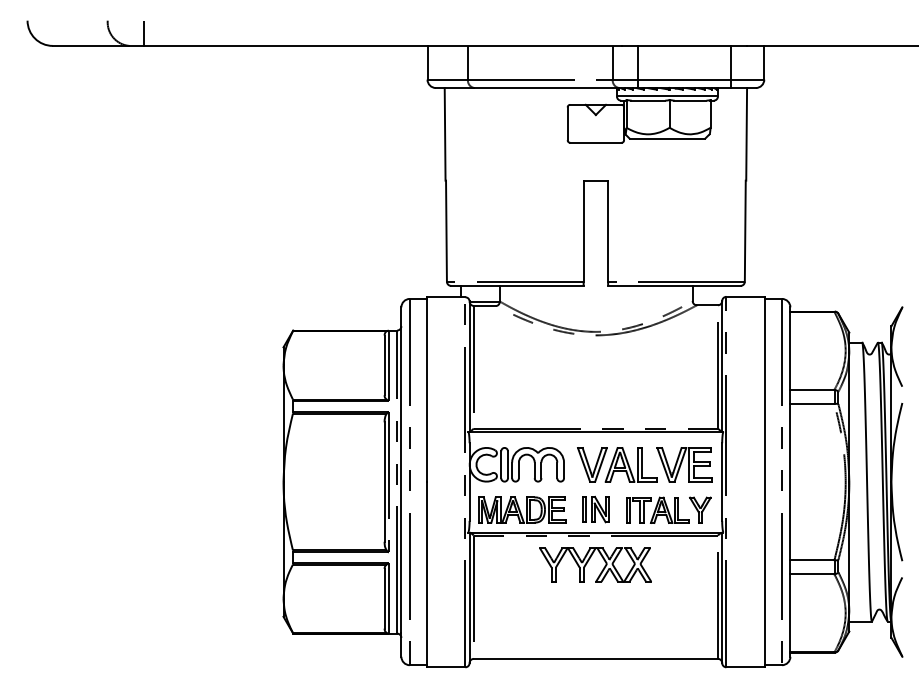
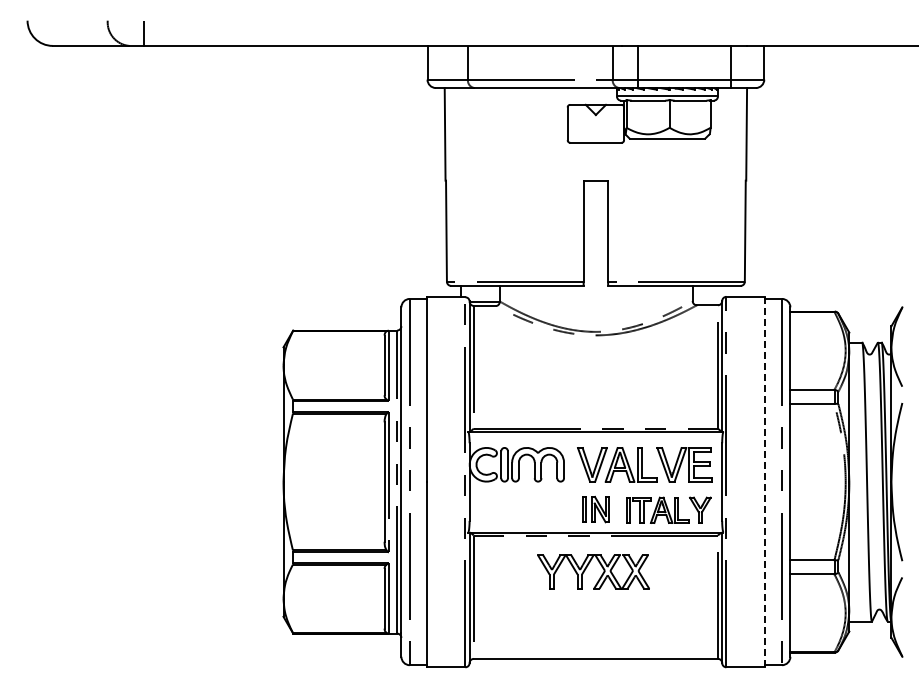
line: solid -> dashed (765, 482)
part: present -> none (522, 509)
part position: (589, 560) -> (587, 567) (587, 567)
